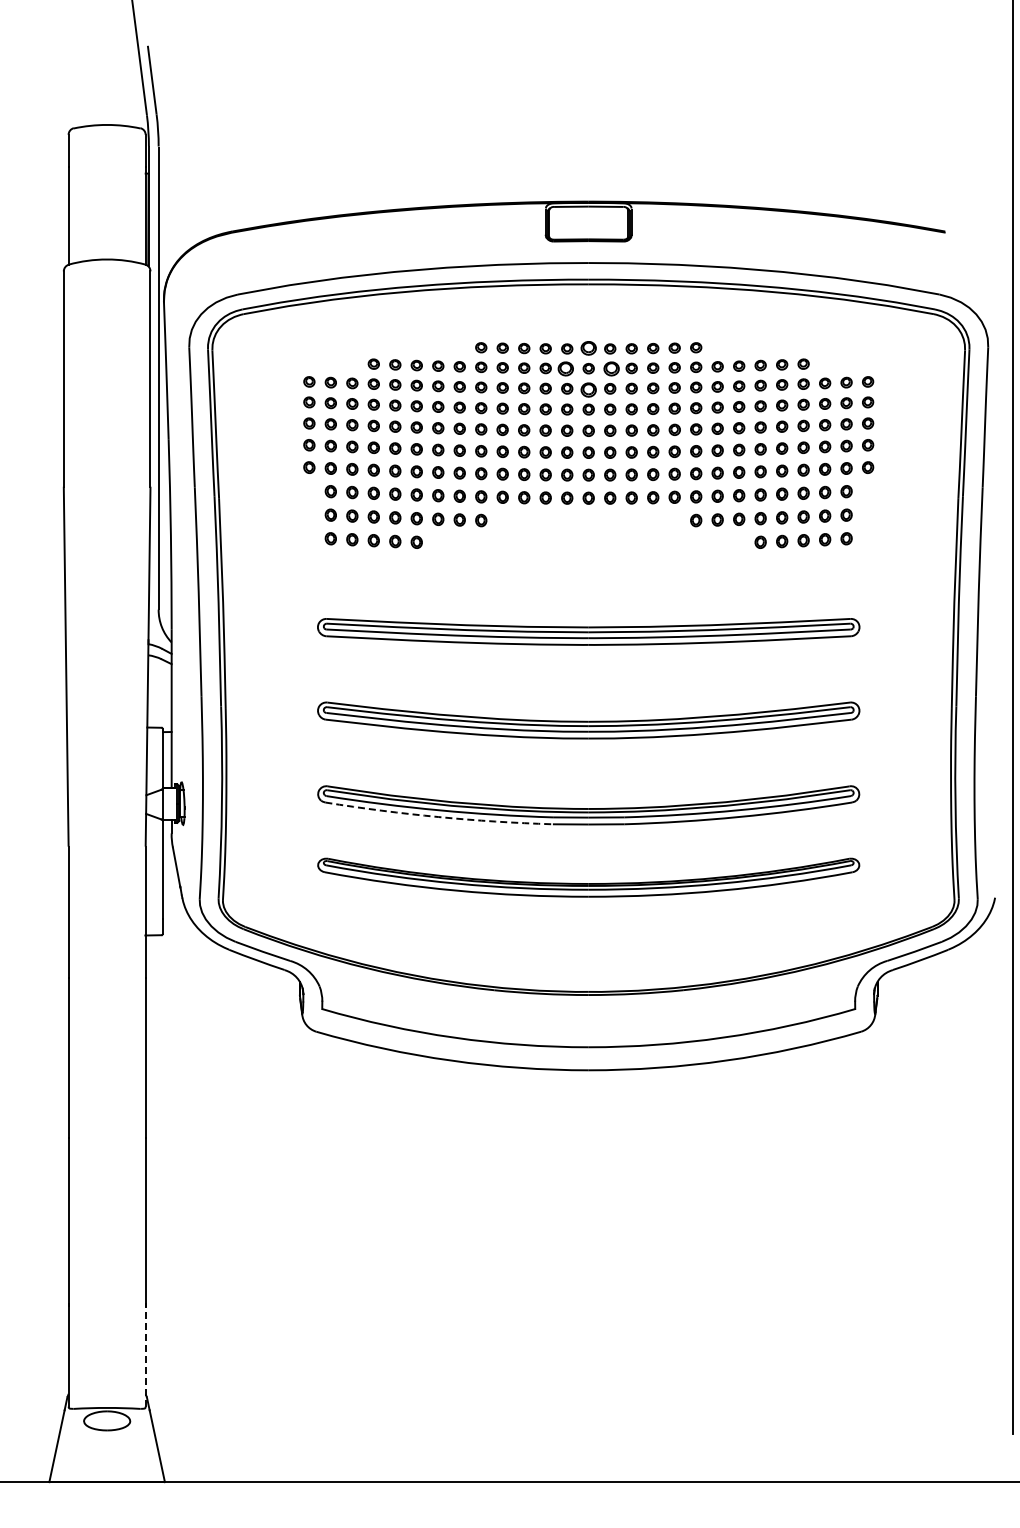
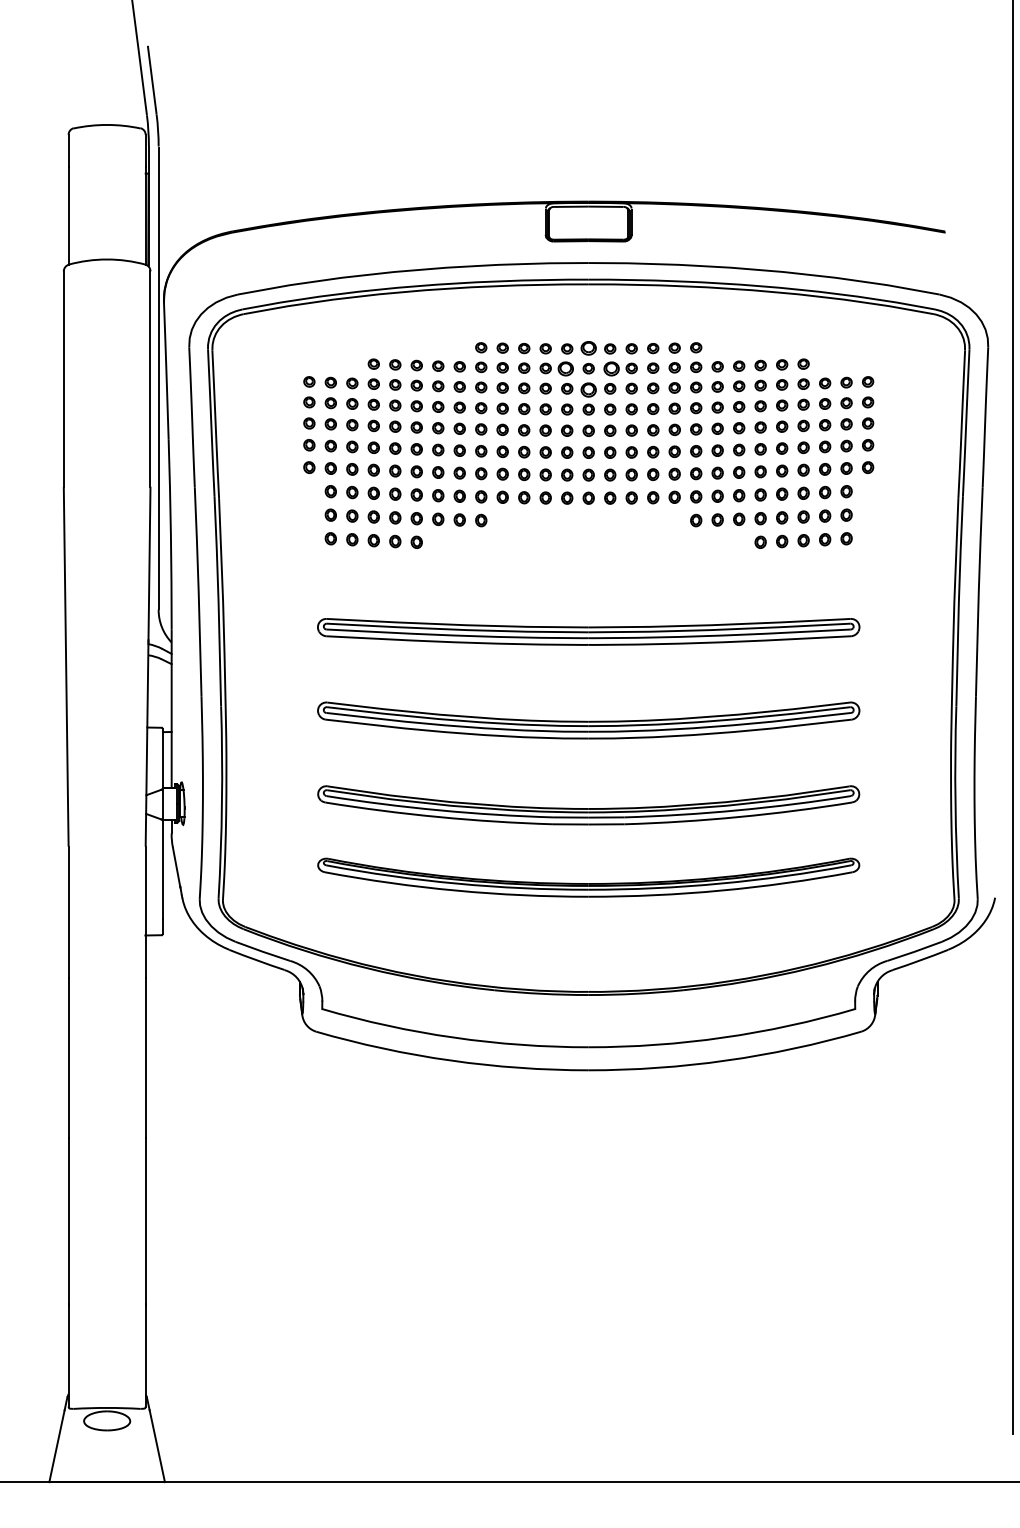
arc: dashed -> solid (438, 817)
line: dashed -> solid (145, 1355)
